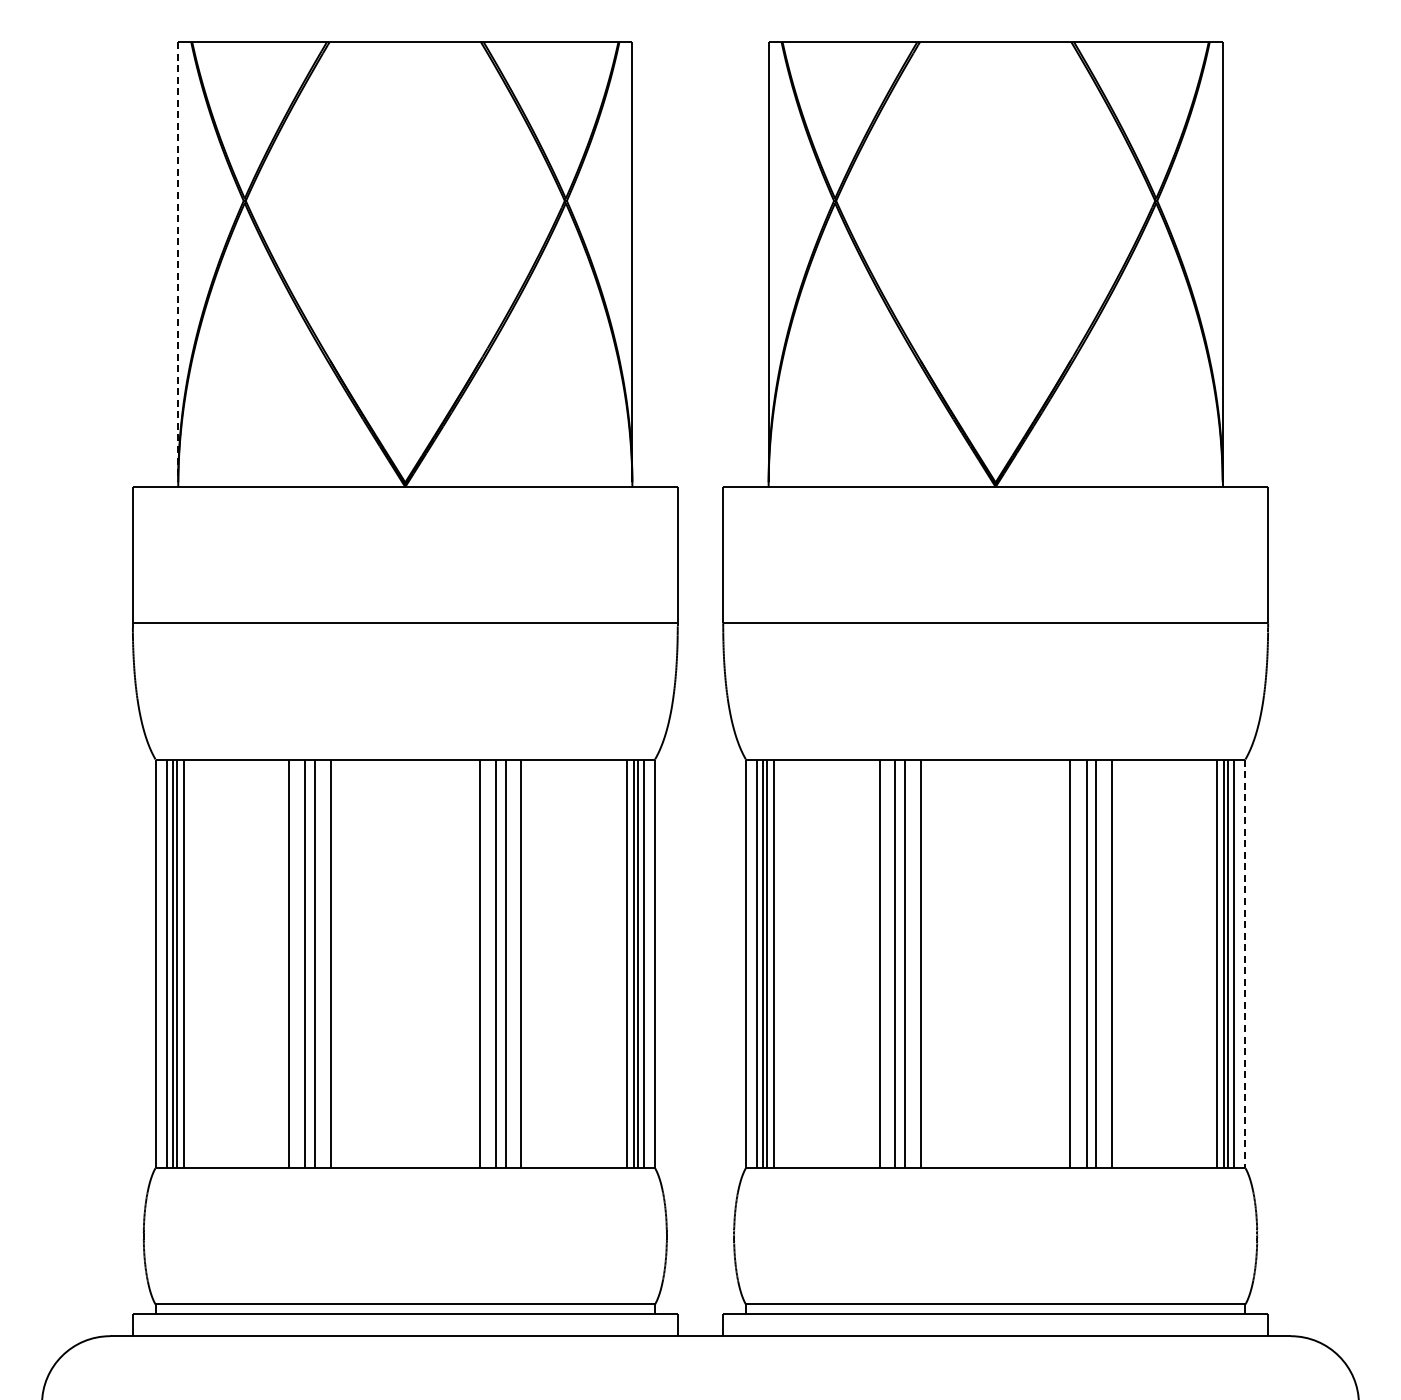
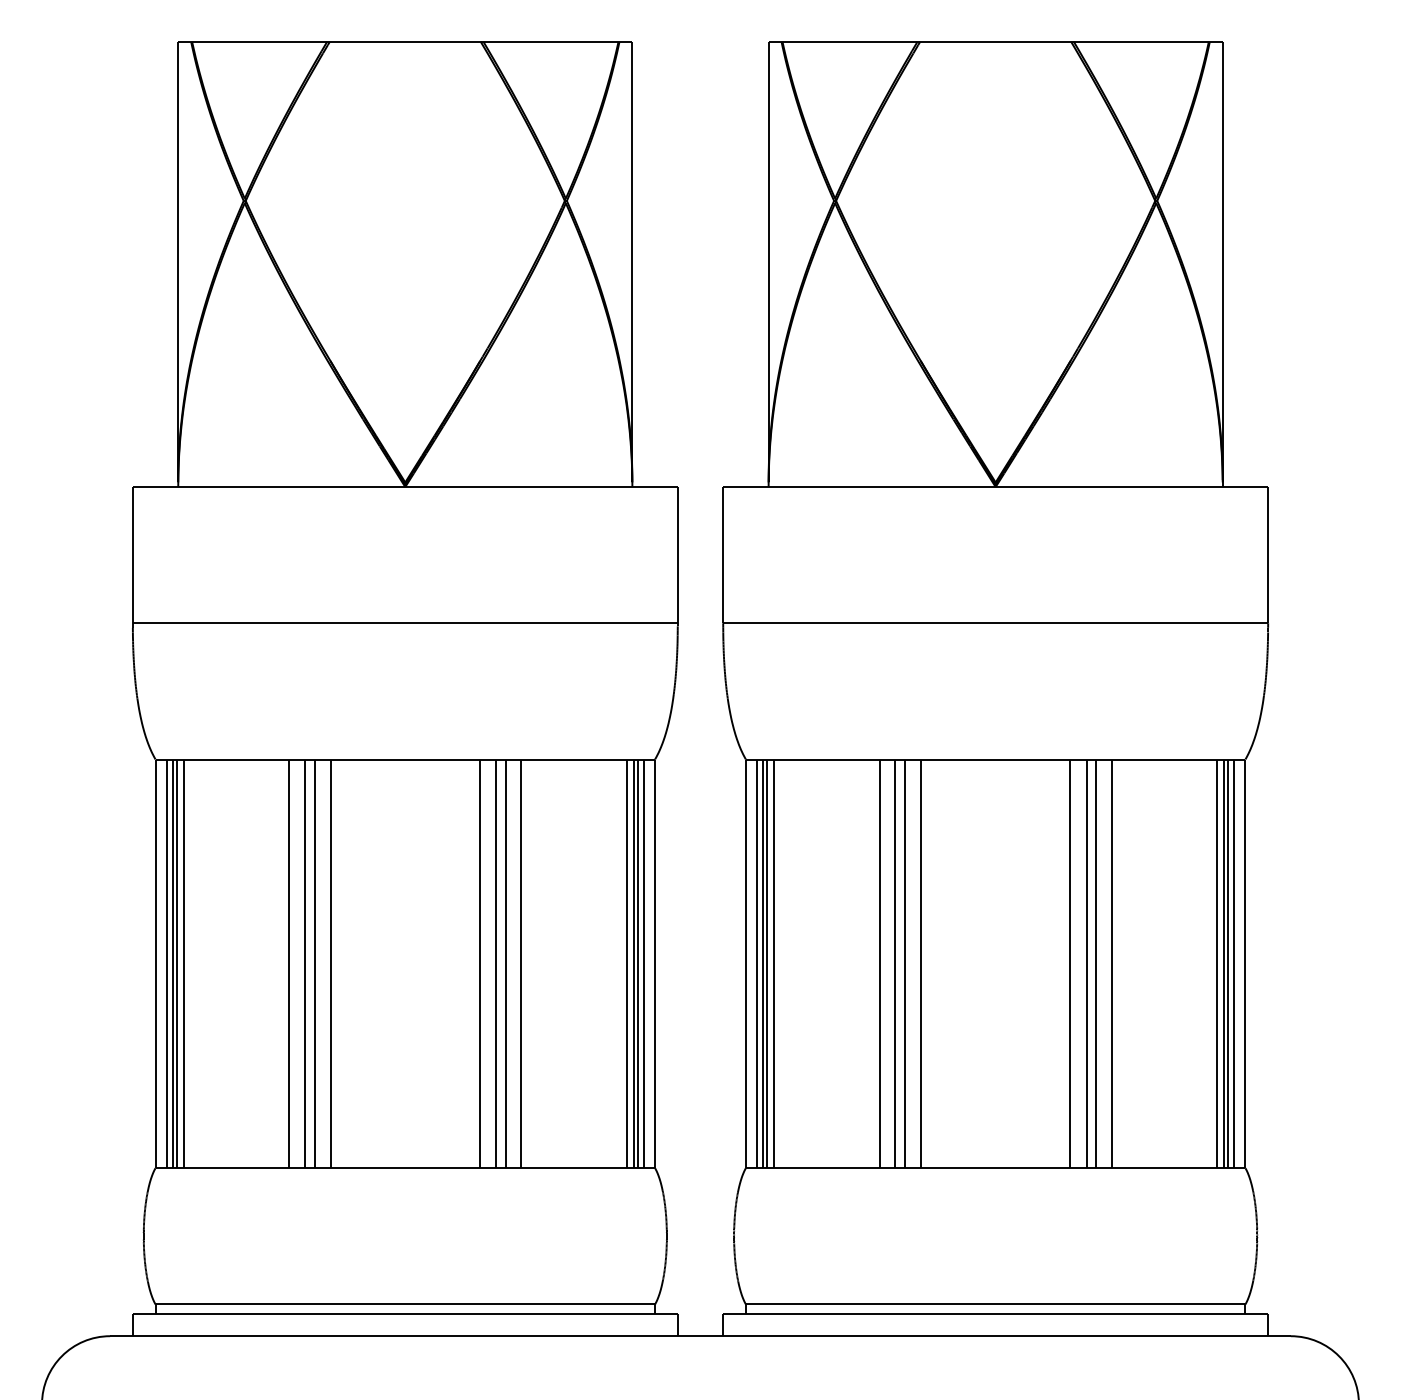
line: dashed -> solid (178, 262)
line: dashed -> solid (1245, 964)
